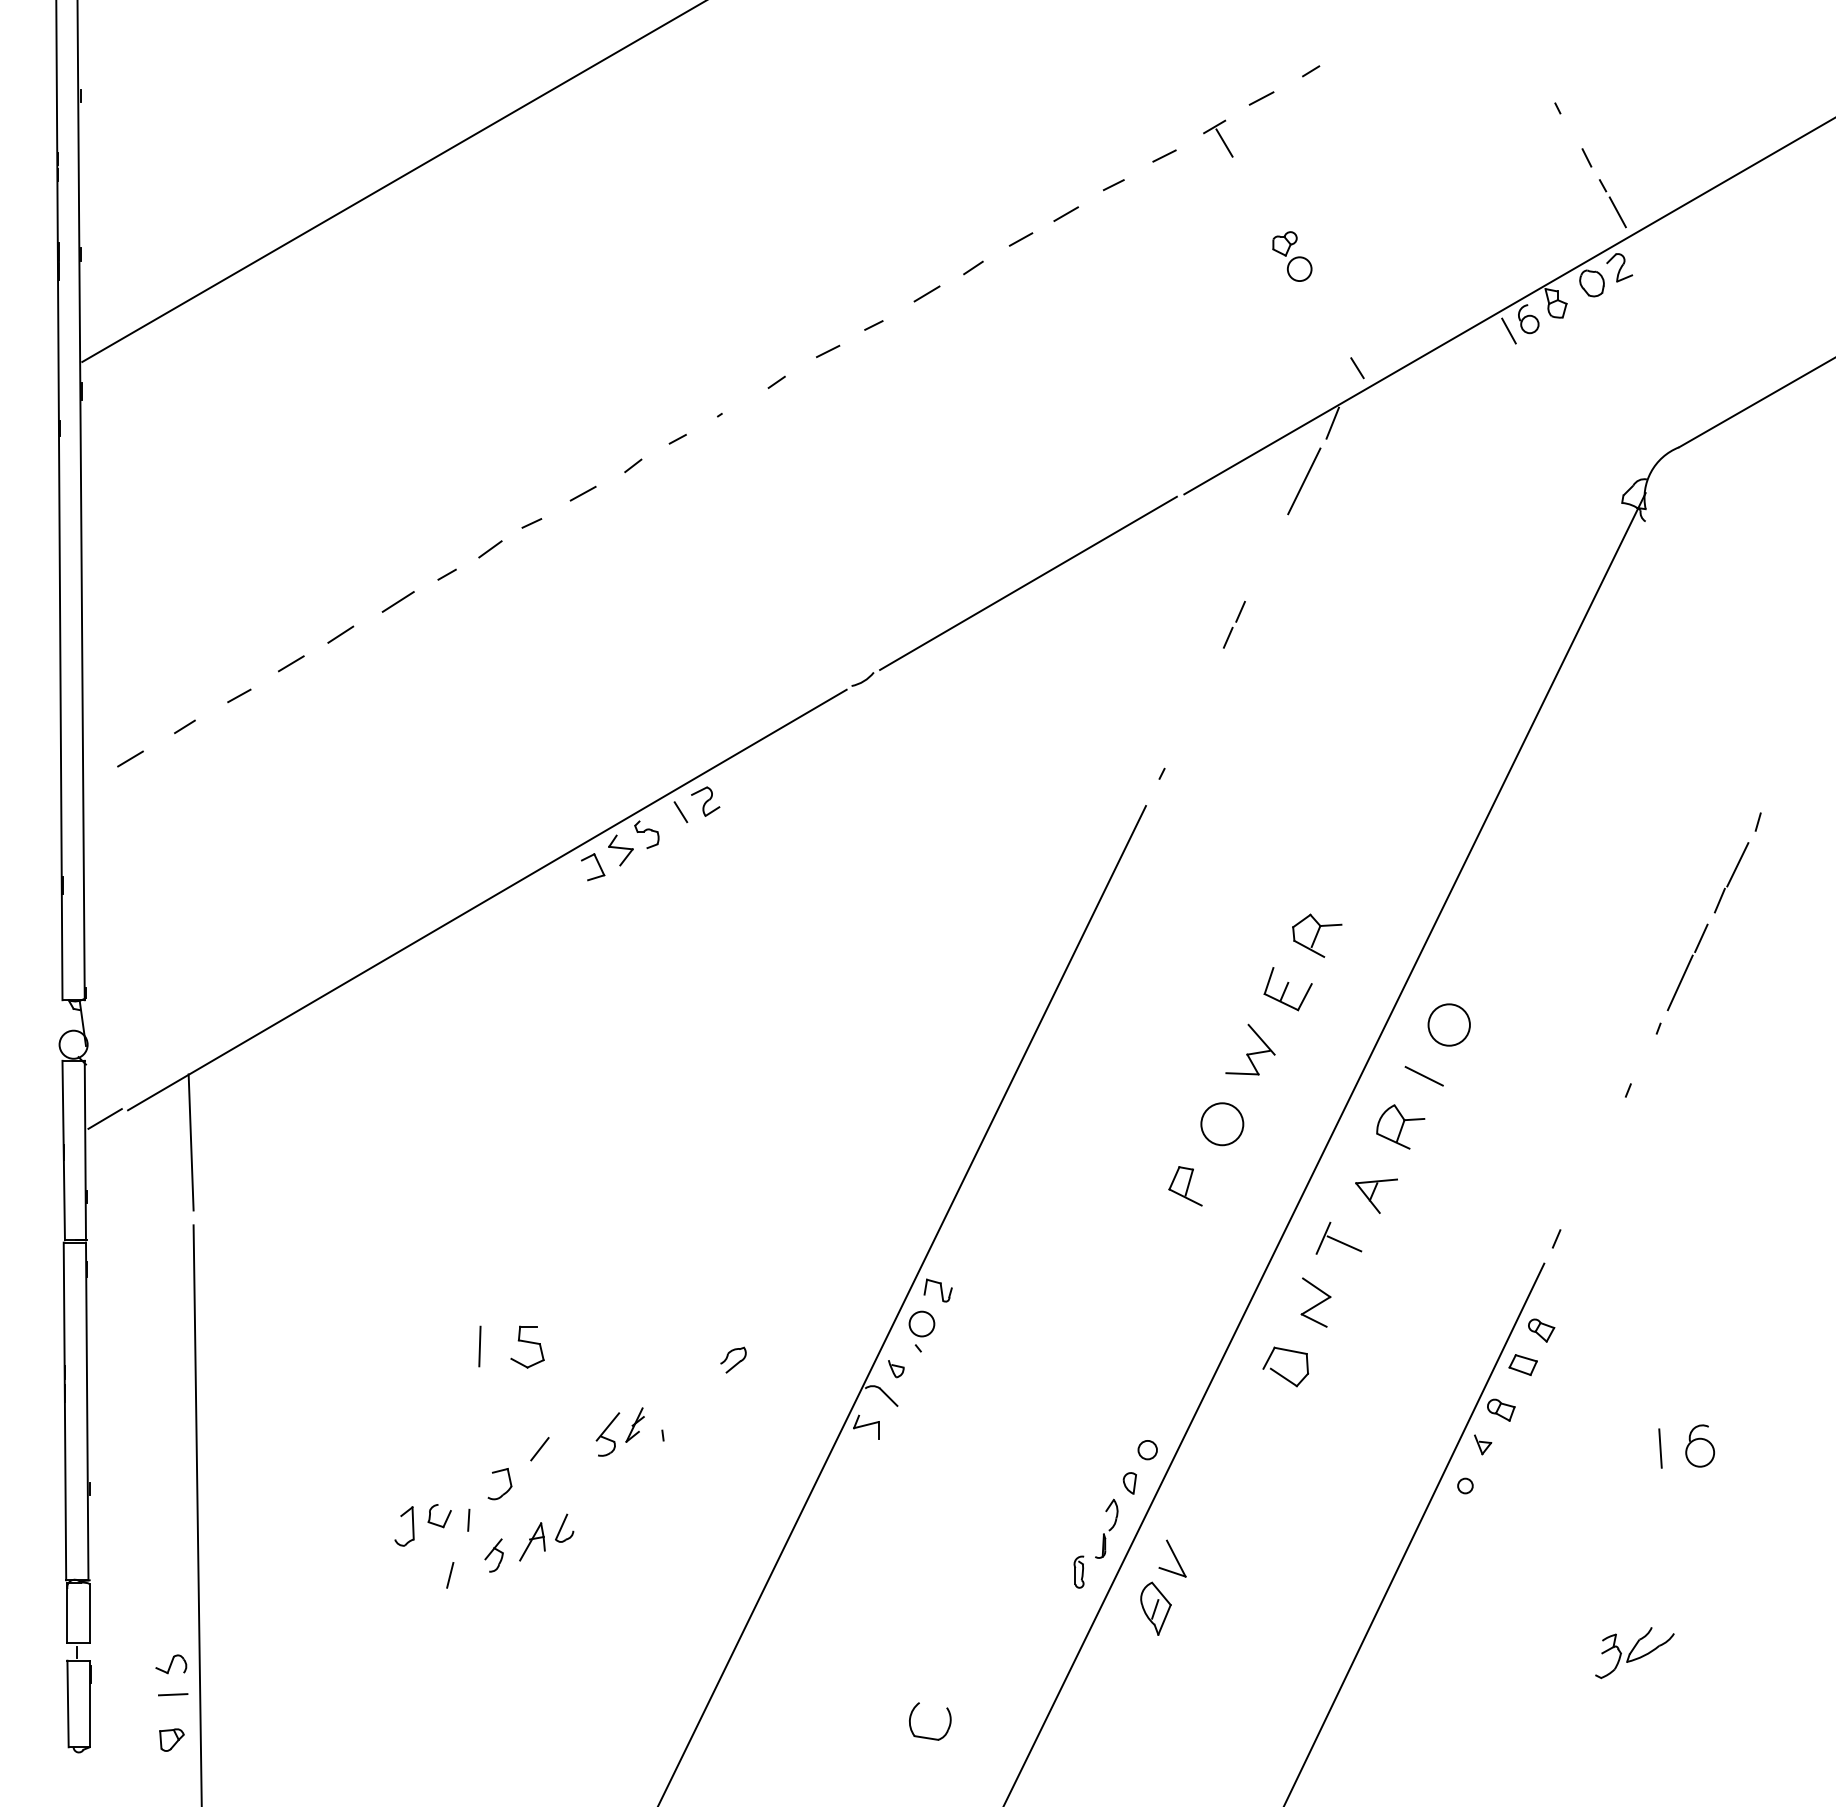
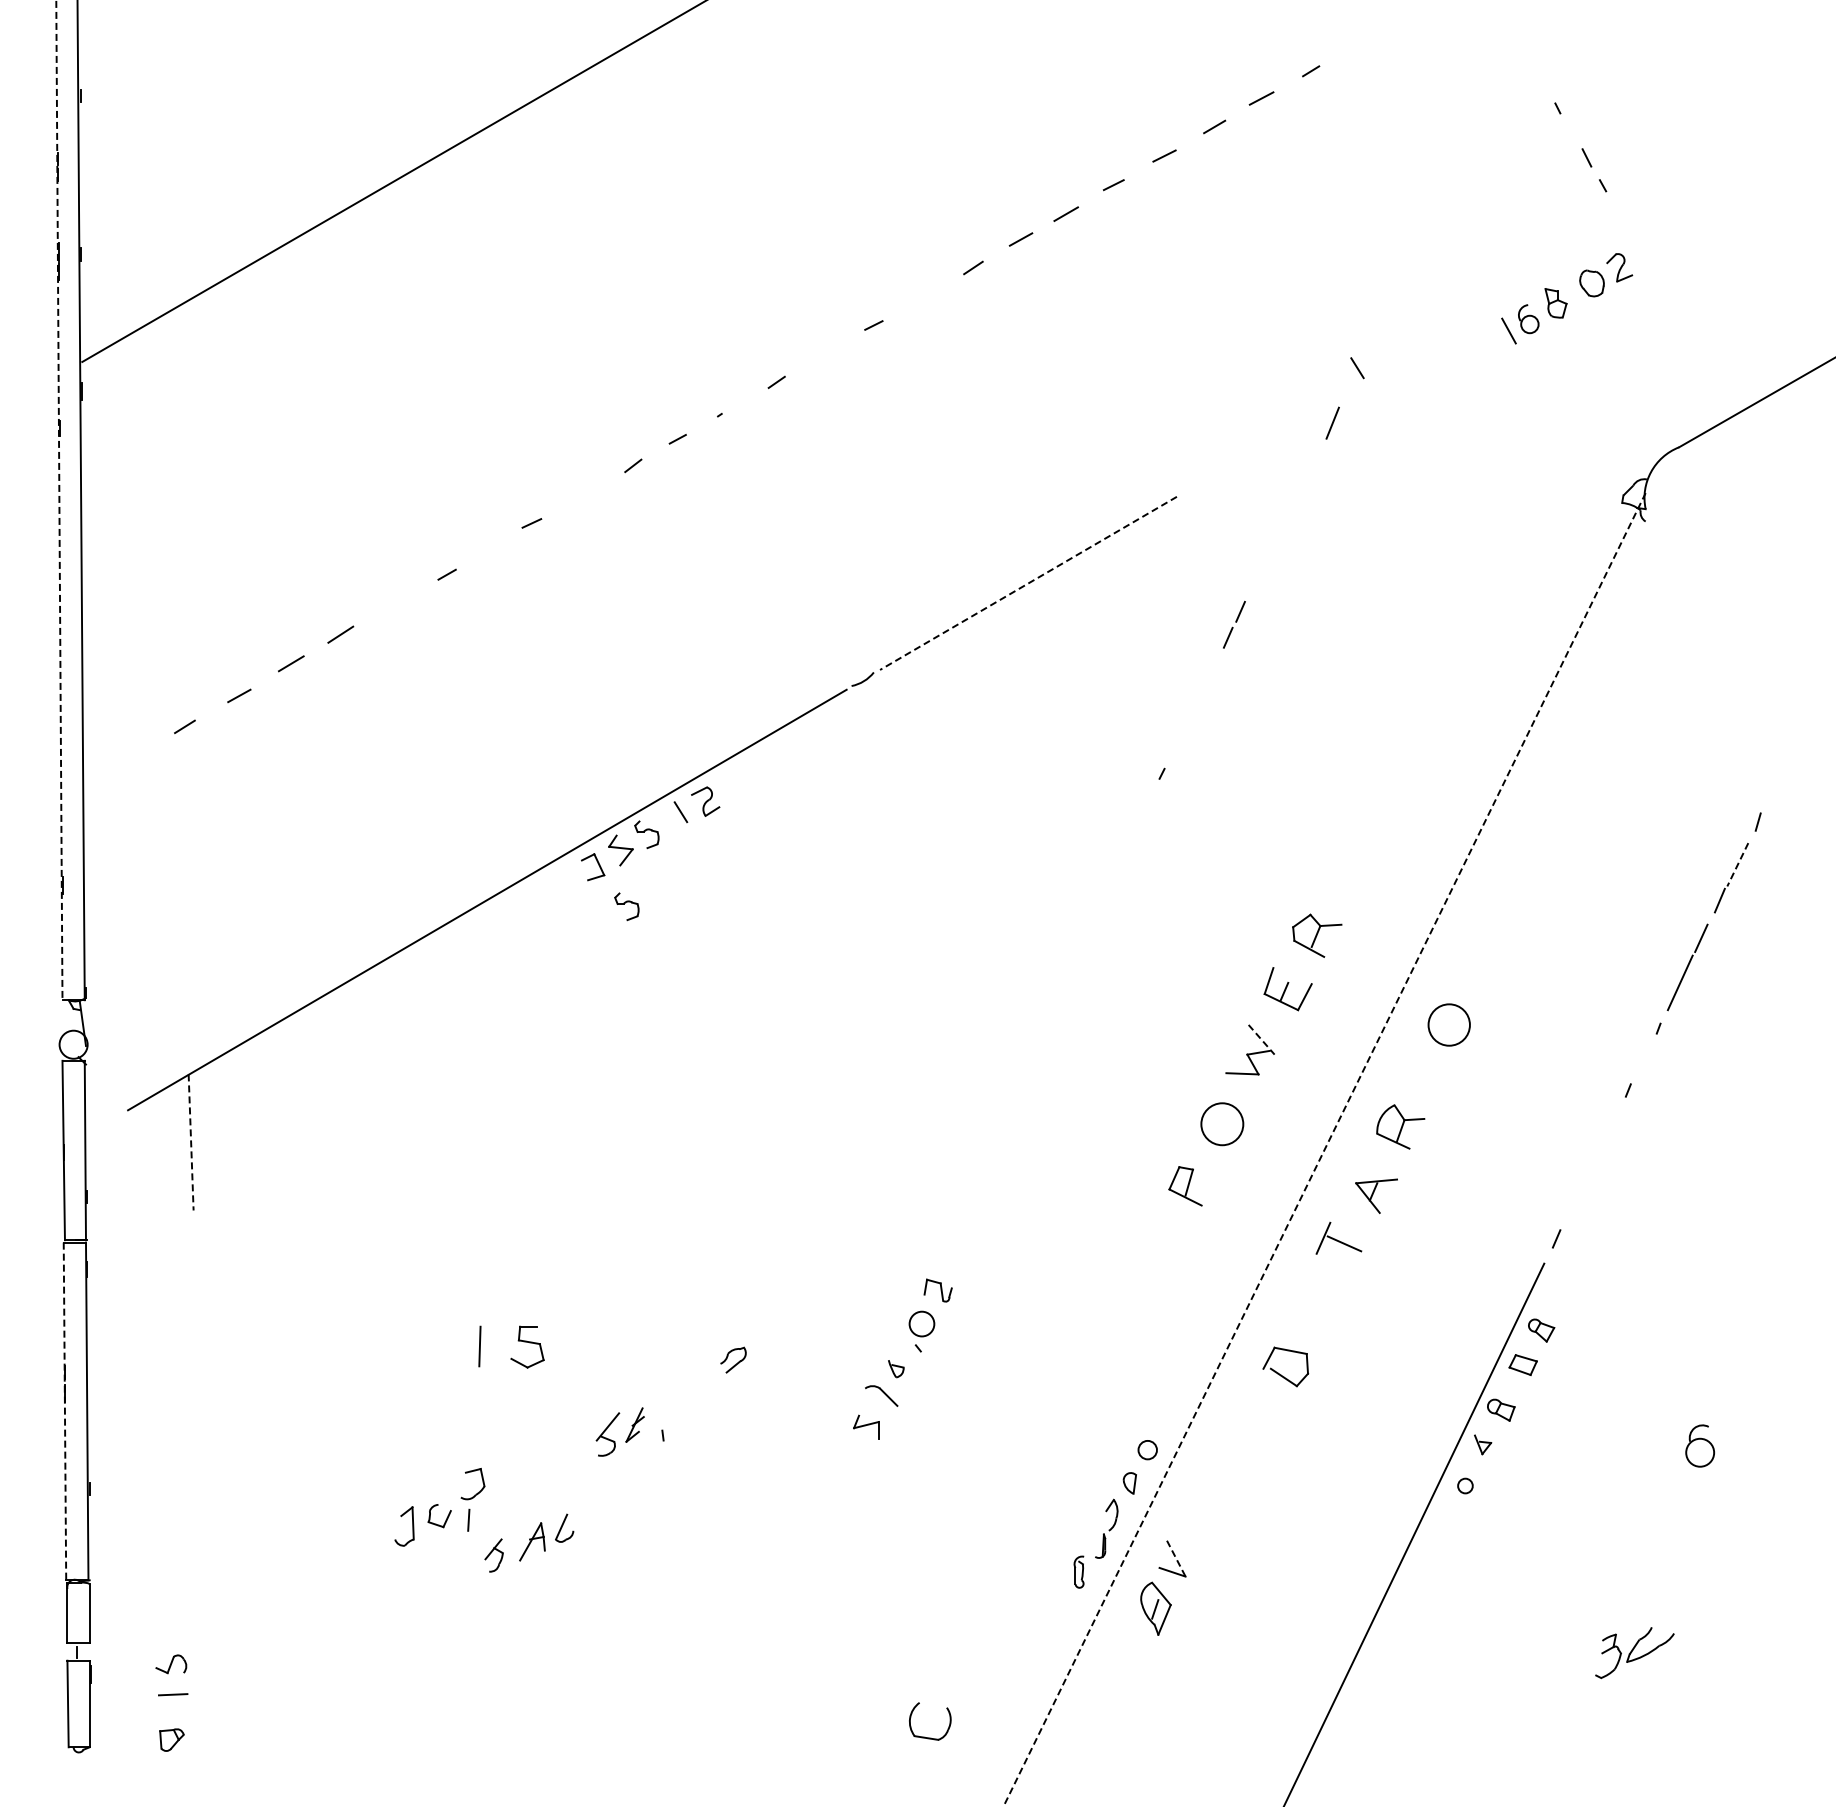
line: present -> none (1224, 142)
line: present -> none (1617, 212)
part: present -> none (1292, 256)
line: present -> none (926, 293)
line: present -> none (1508, 306)
line: present -> none (828, 351)
line: present -> none (1304, 481)
line: present -> none (582, 493)
line: solid -> dashed (59, 500)
line: present -> none (490, 549)
line: solid -> dashed (1028, 583)
line: present -> none (397, 601)
line: present -> none (130, 758)
line: solid -> dashed (1737, 865)
part: none -> present (626, 906)
line: solid -> dashed (1261, 1039)
line: present -> none (1423, 1076)
line: present -> none (104, 1118)
line: solid -> dashed (191, 1142)
line: solid -> dashed (1324, 1150)
part: present -> none (1315, 1302)
line: present -> none (902, 1304)
line: solid -> dashed (64, 1411)
line: present -> none (1660, 1448)
line: present -> none (539, 1449)
part position: (504, 1492) -> (477, 1492) (477, 1492)
line: present -> none (197, 1514)
line: solid -> dashed (1176, 1559)
line: present -> none (450, 1574)
